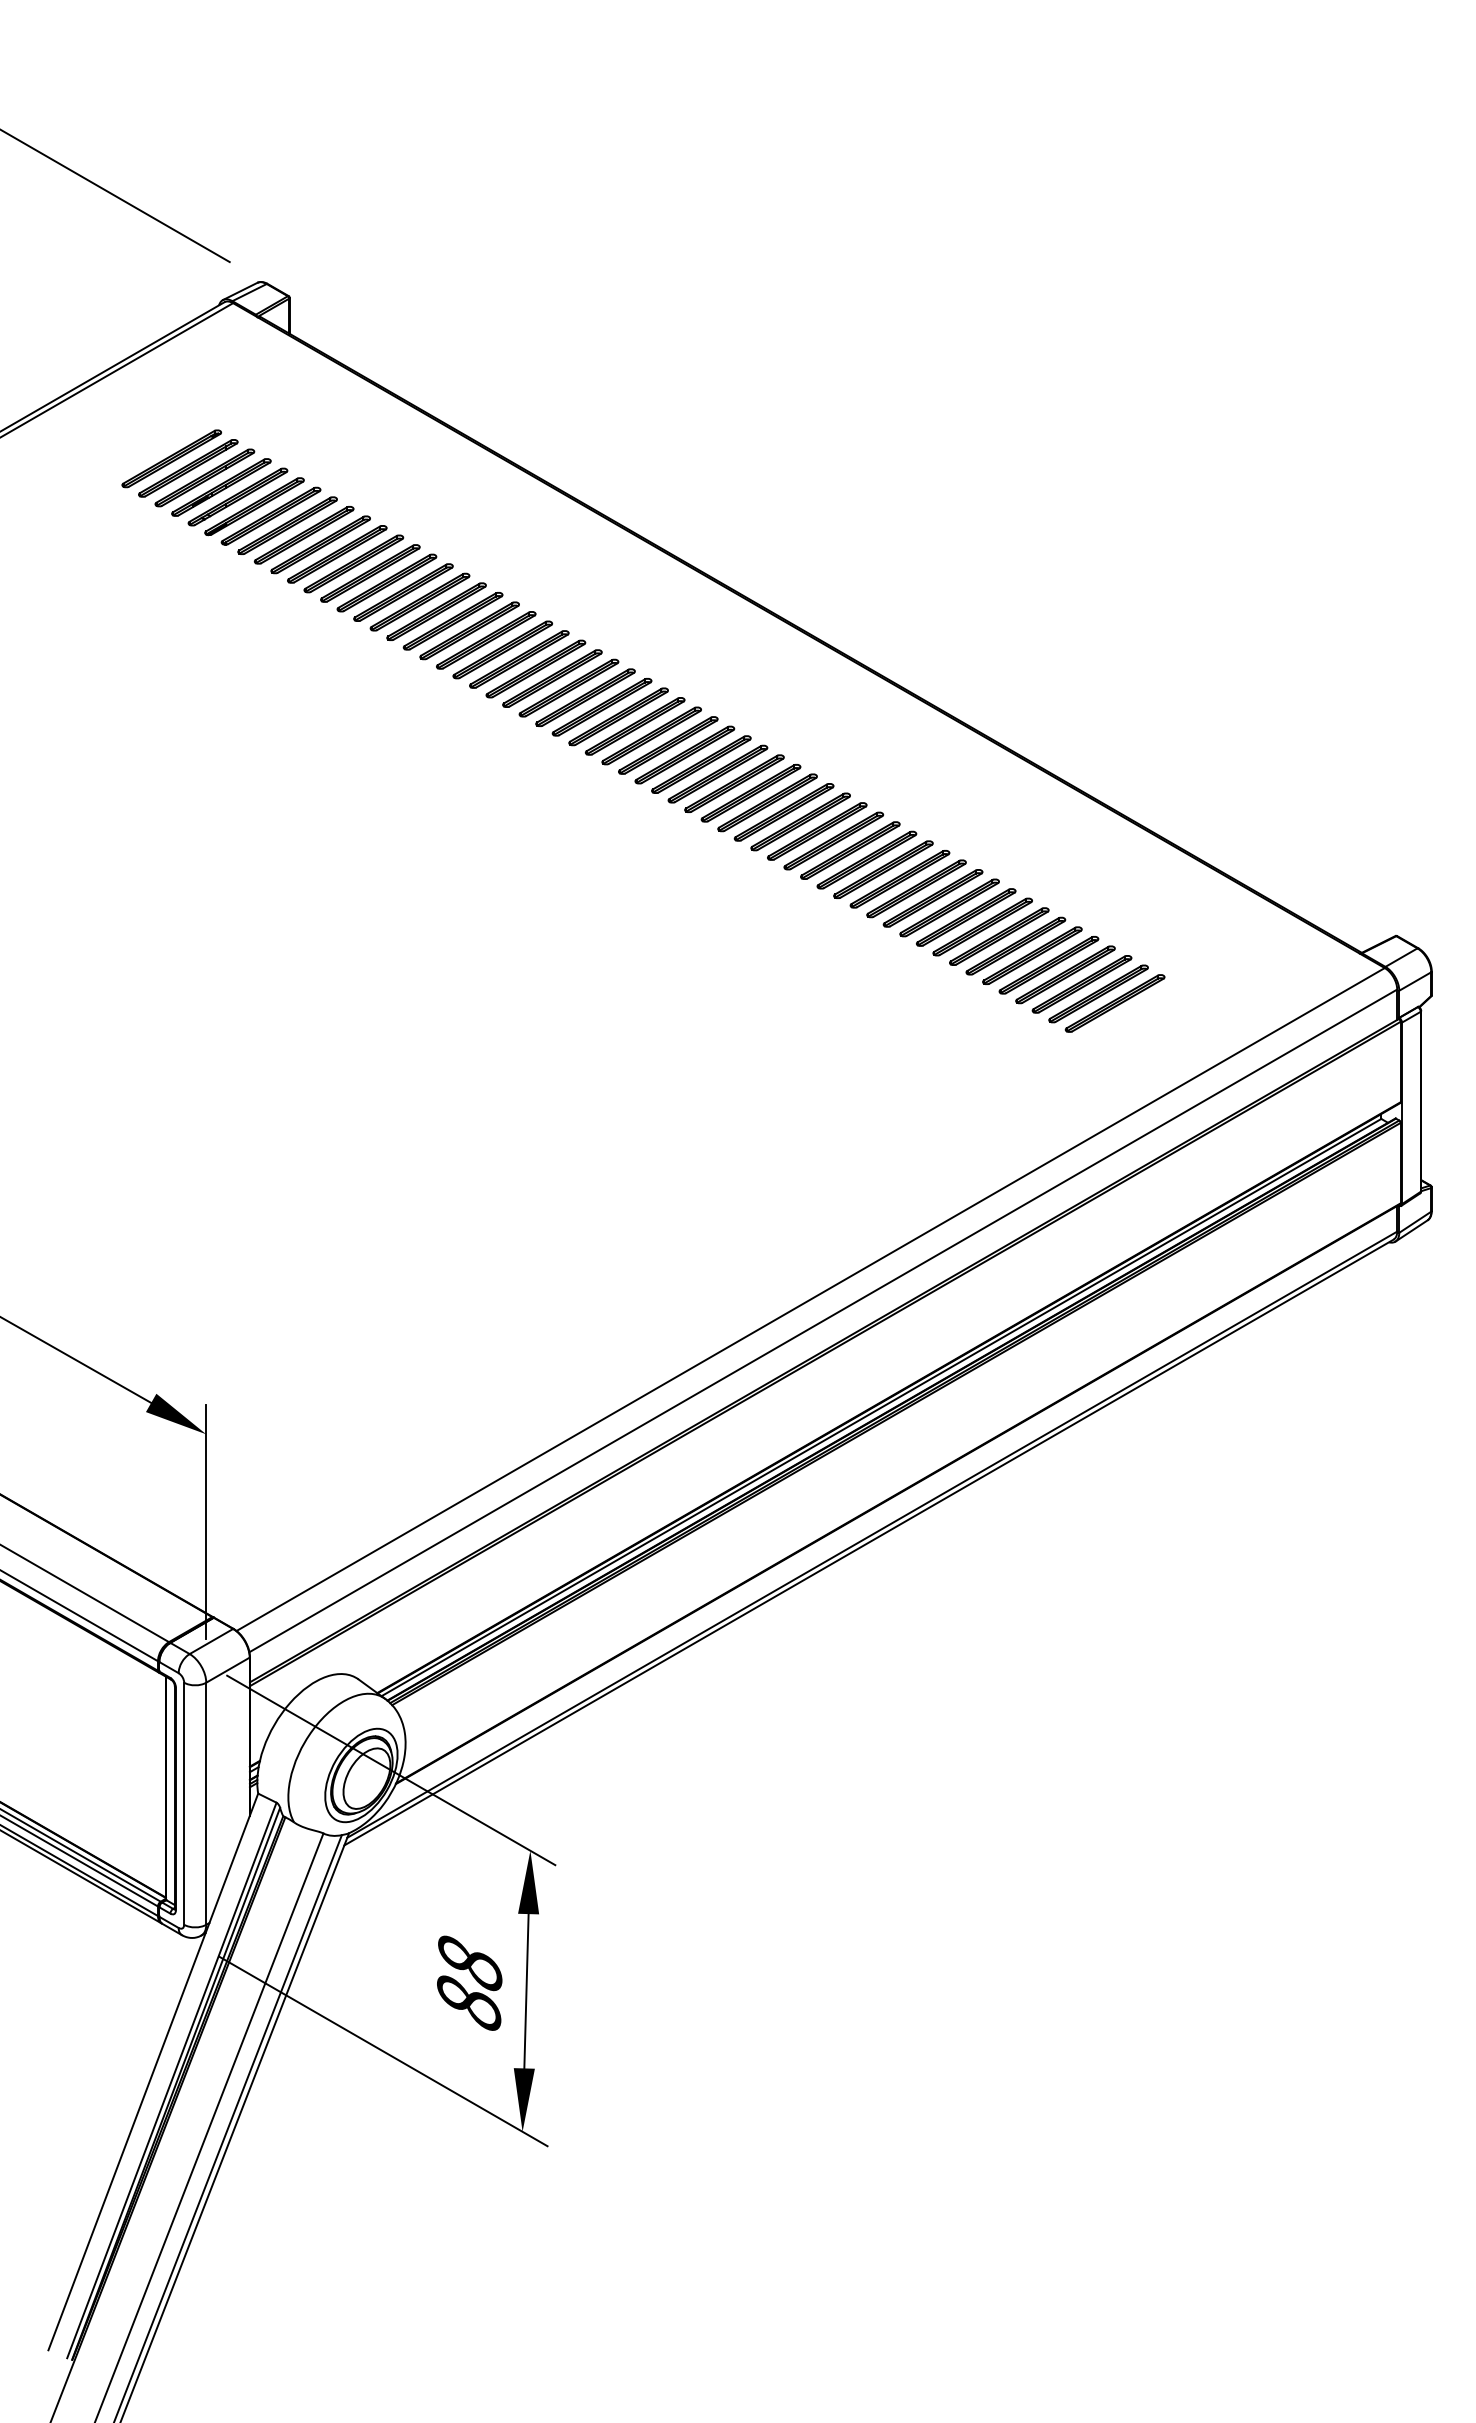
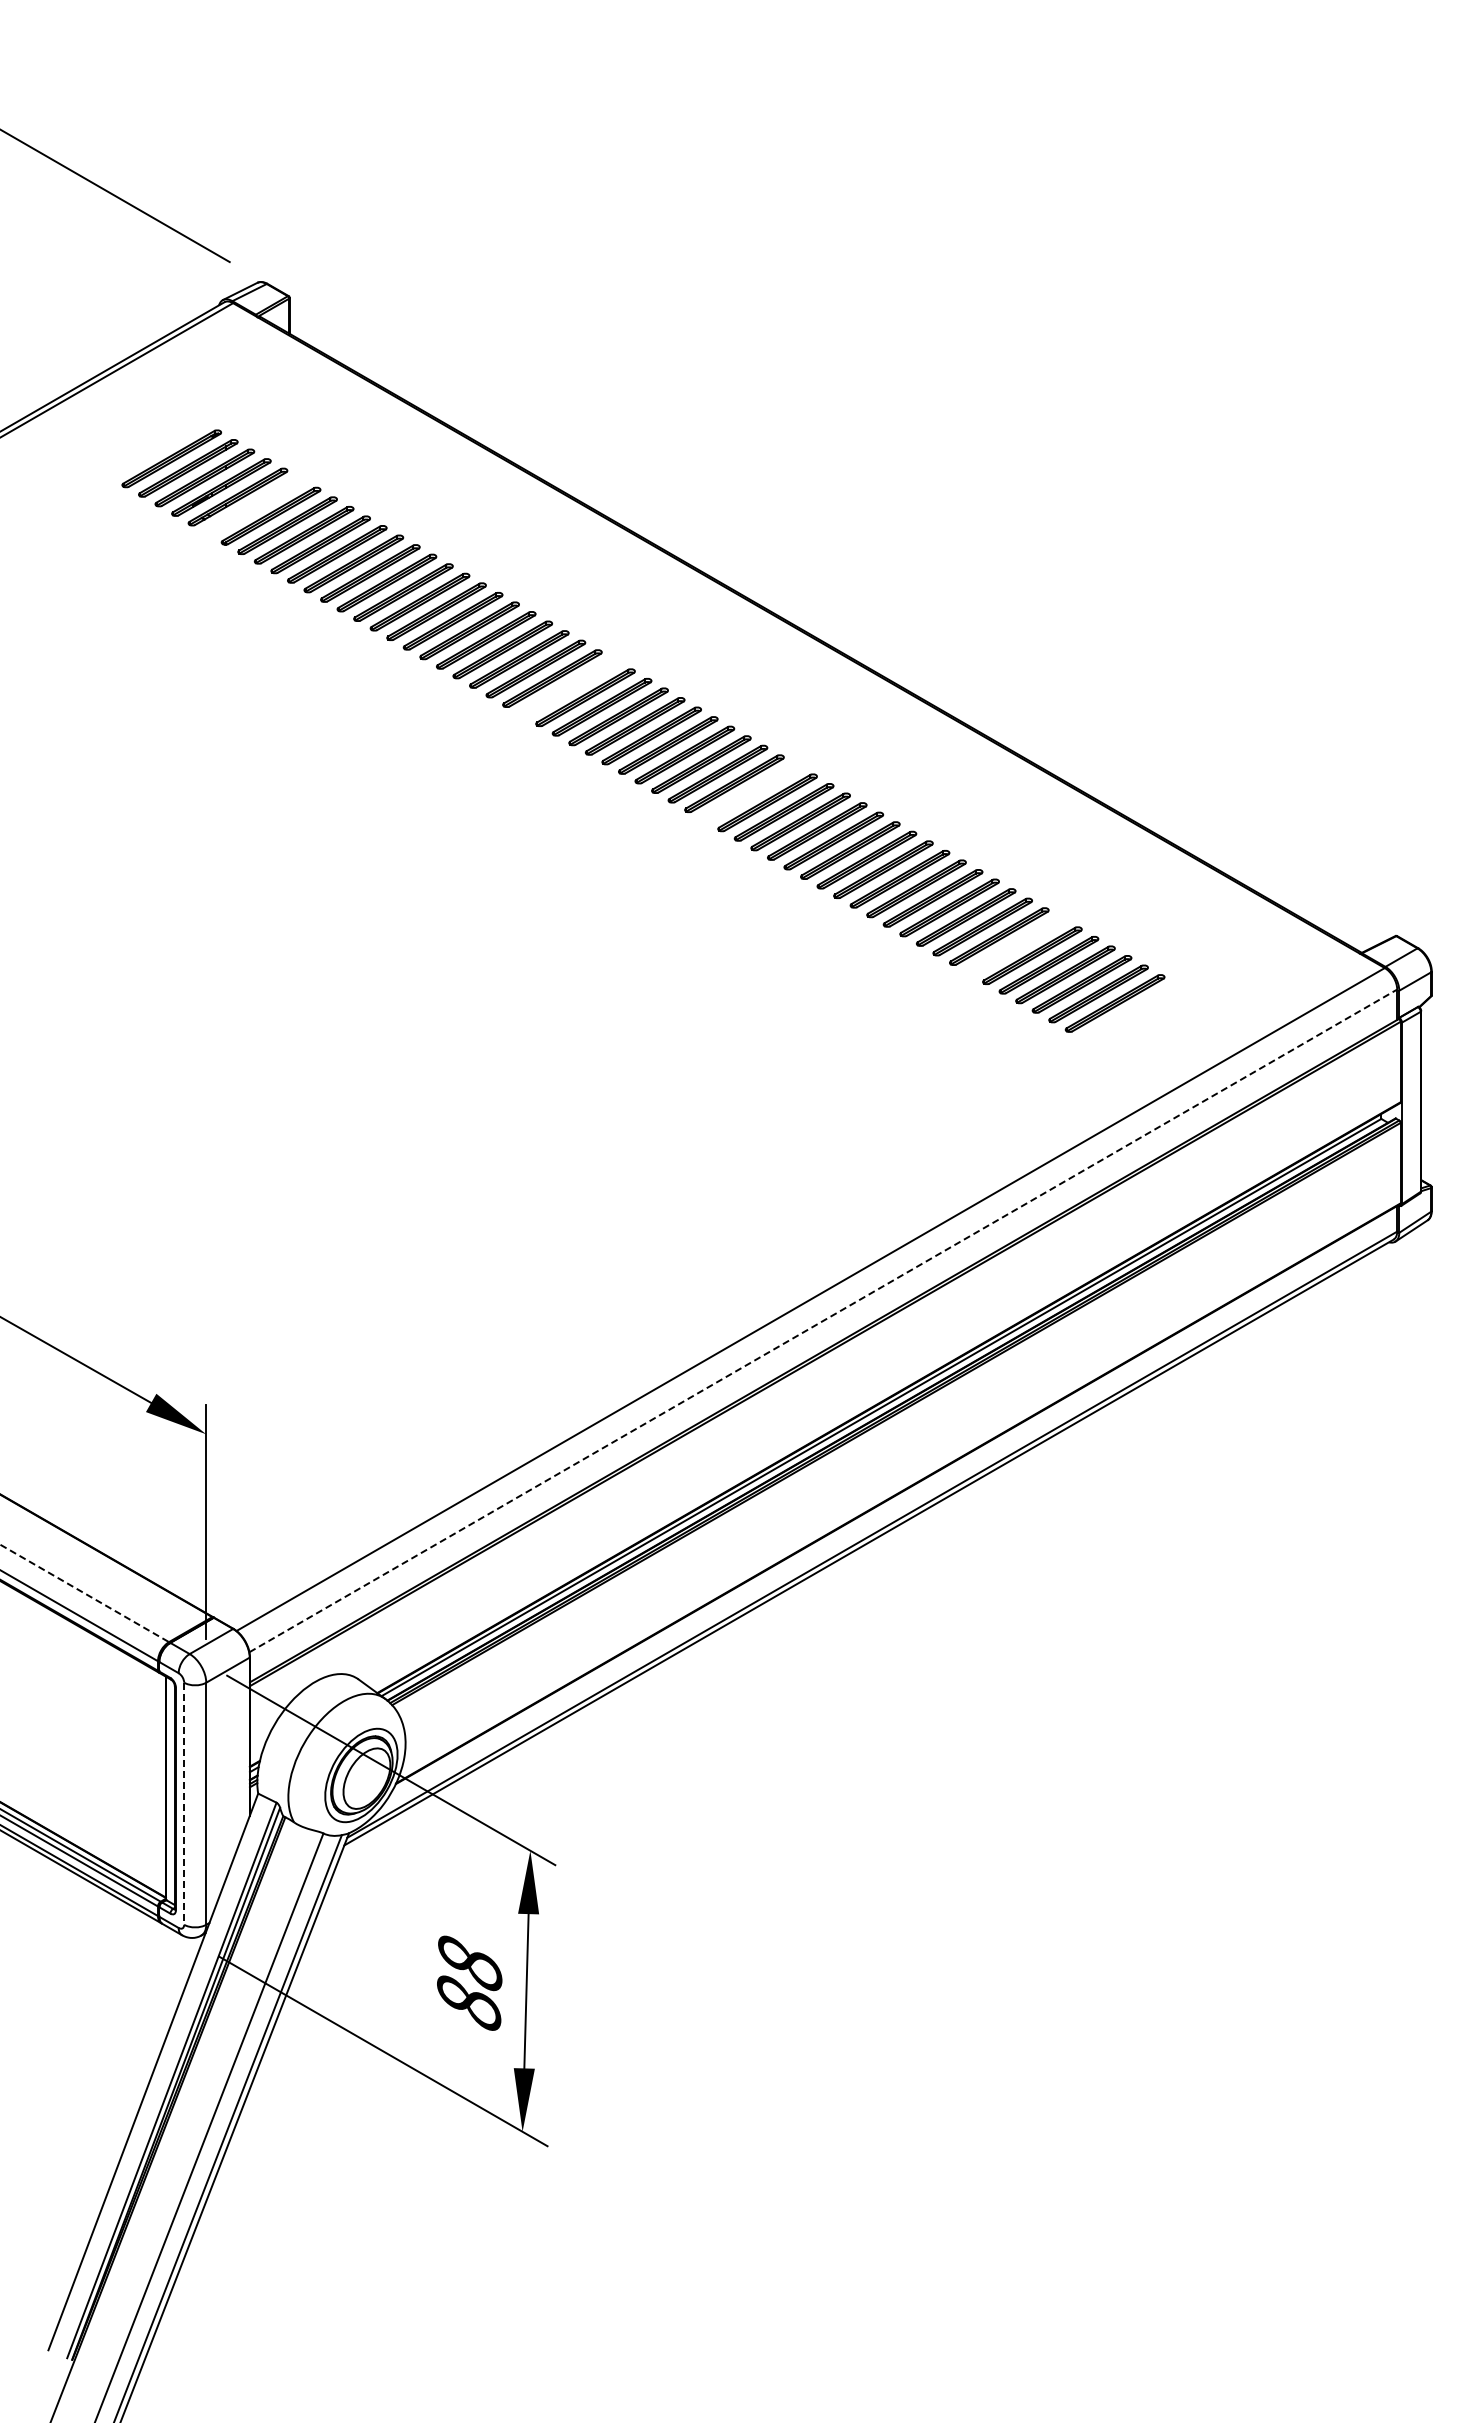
part: present -> none (254, 506)
part: present -> none (568, 687)
part: present -> none (750, 793)
part: present -> none (1015, 945)
line: solid -> dashed (823, 1320)
line: solid -> dashed (85, 1593)
line: solid -> dashed (184, 1804)
